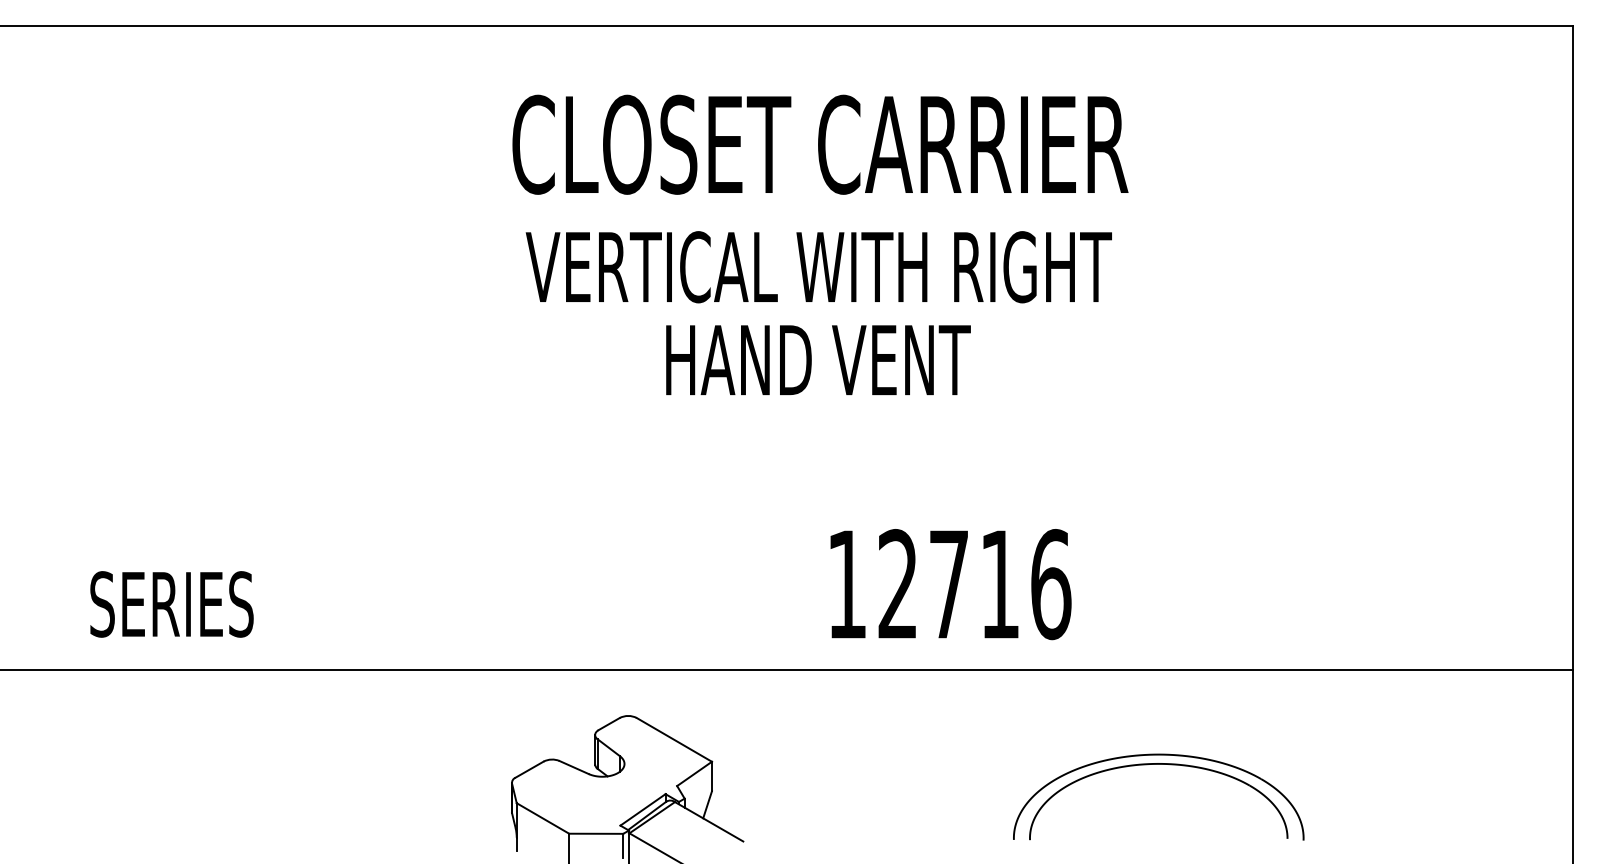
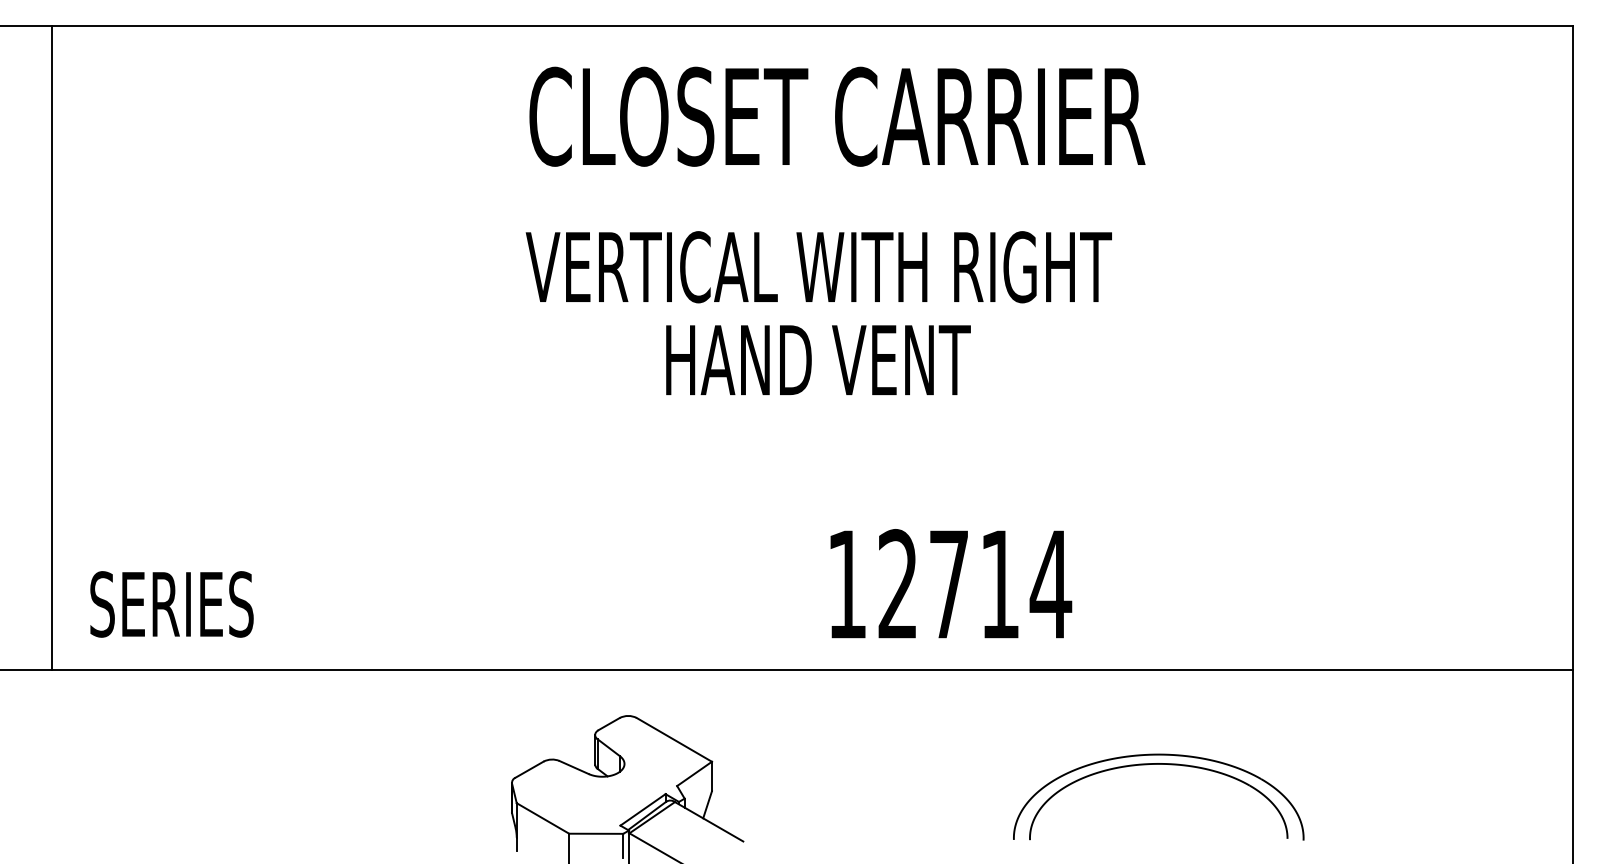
text position: (820, 144) -> (837, 116) (837, 116)
line: none -> present (52, 347)
text: 12716 -> 12714 (1050, 584)
